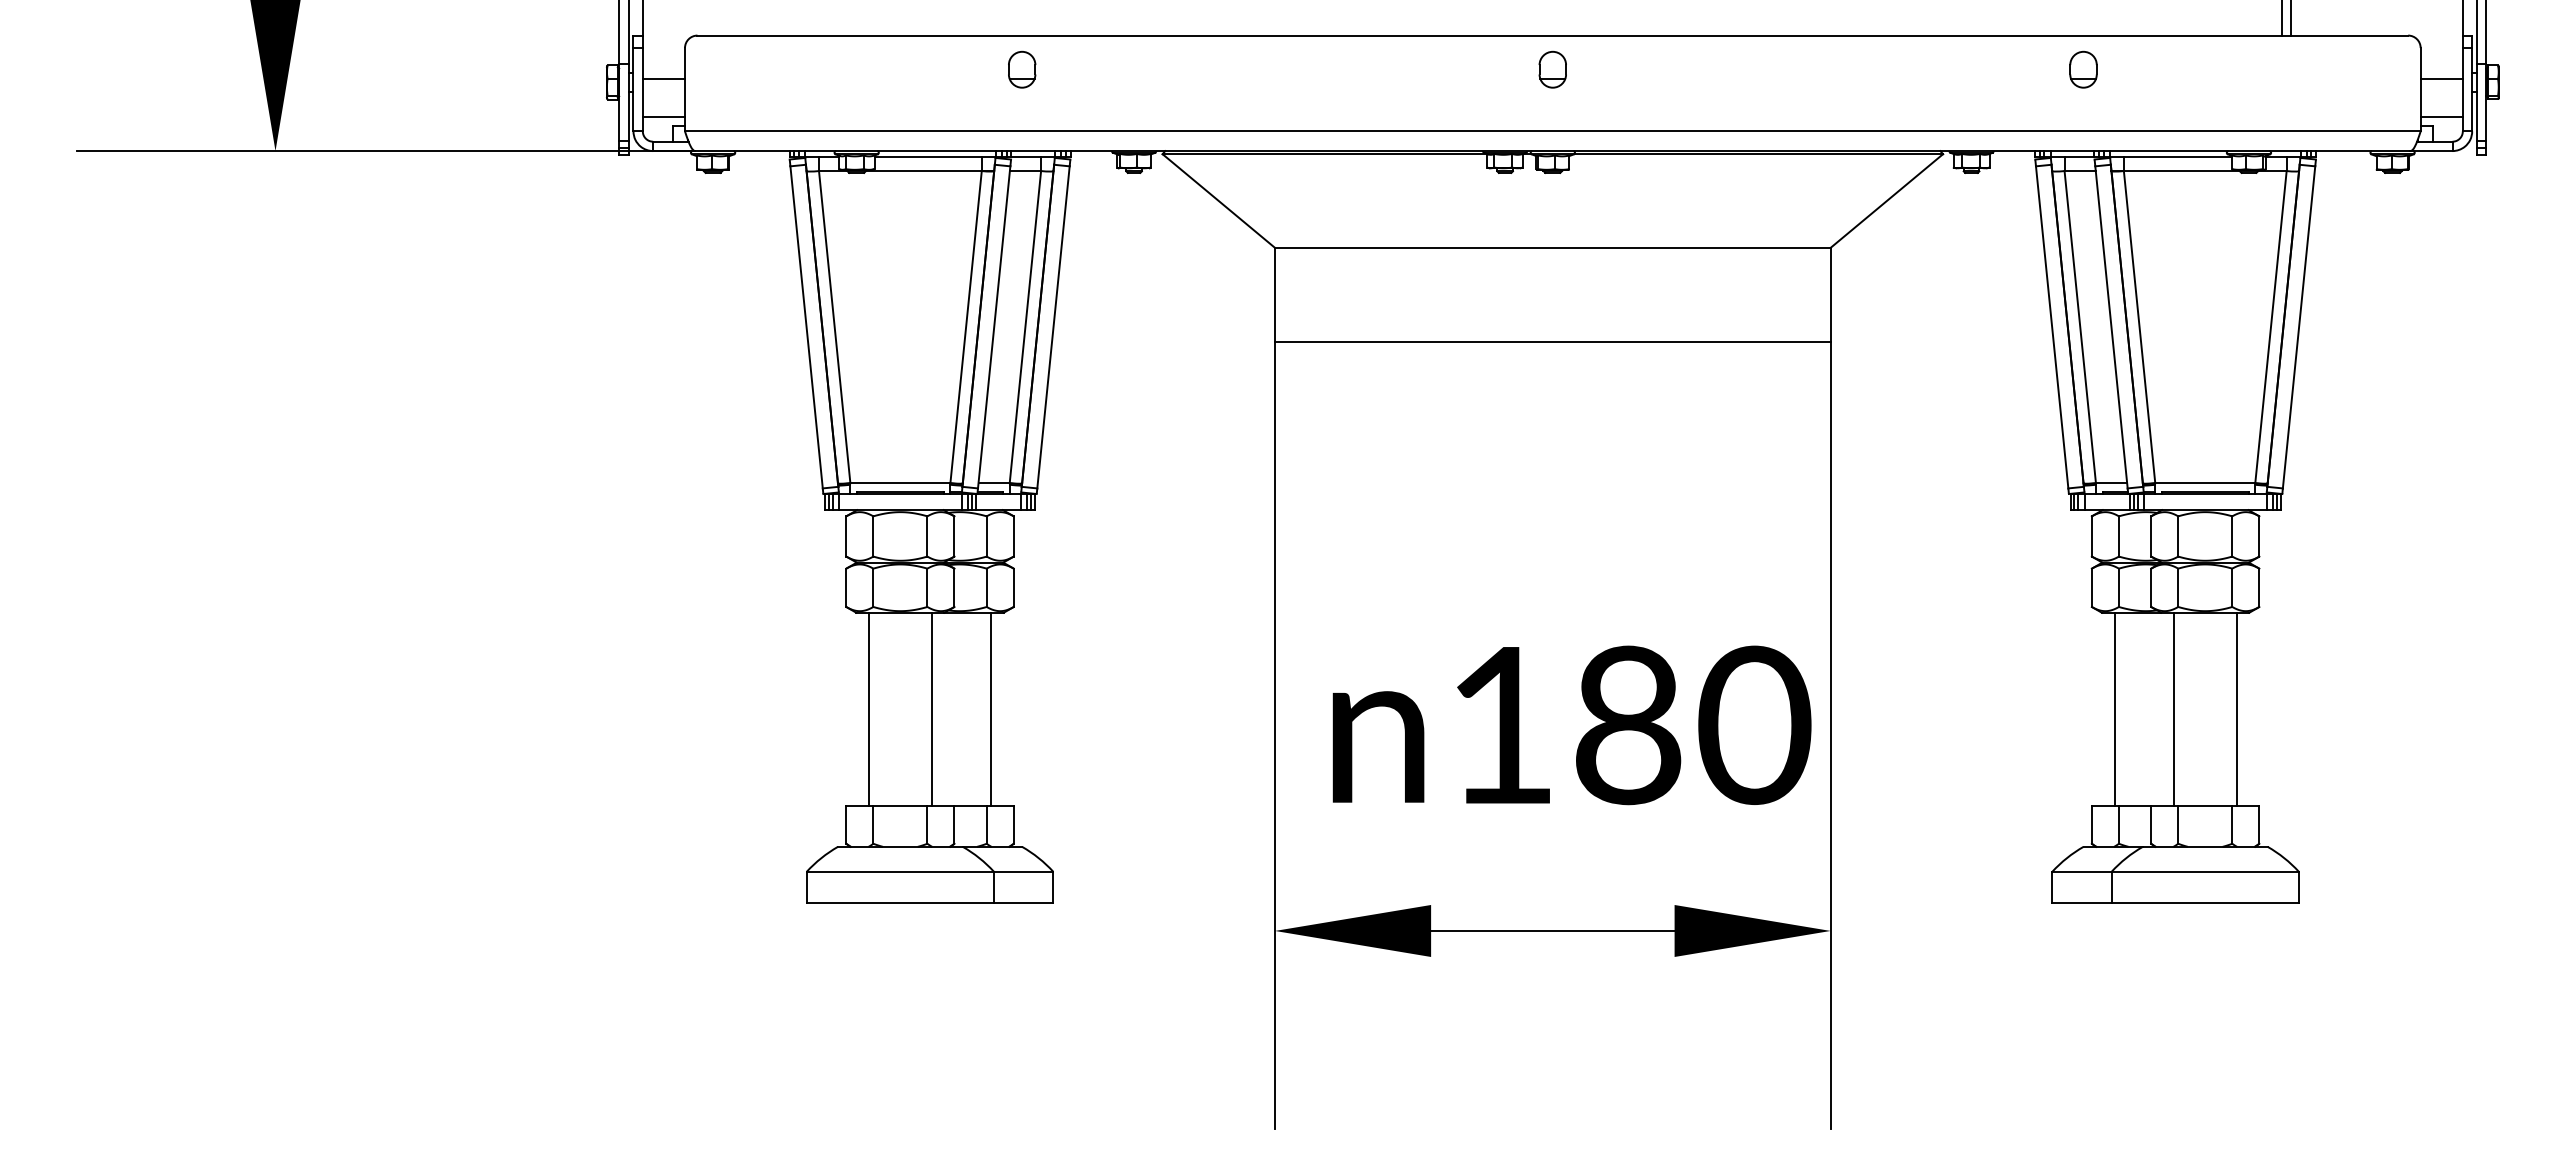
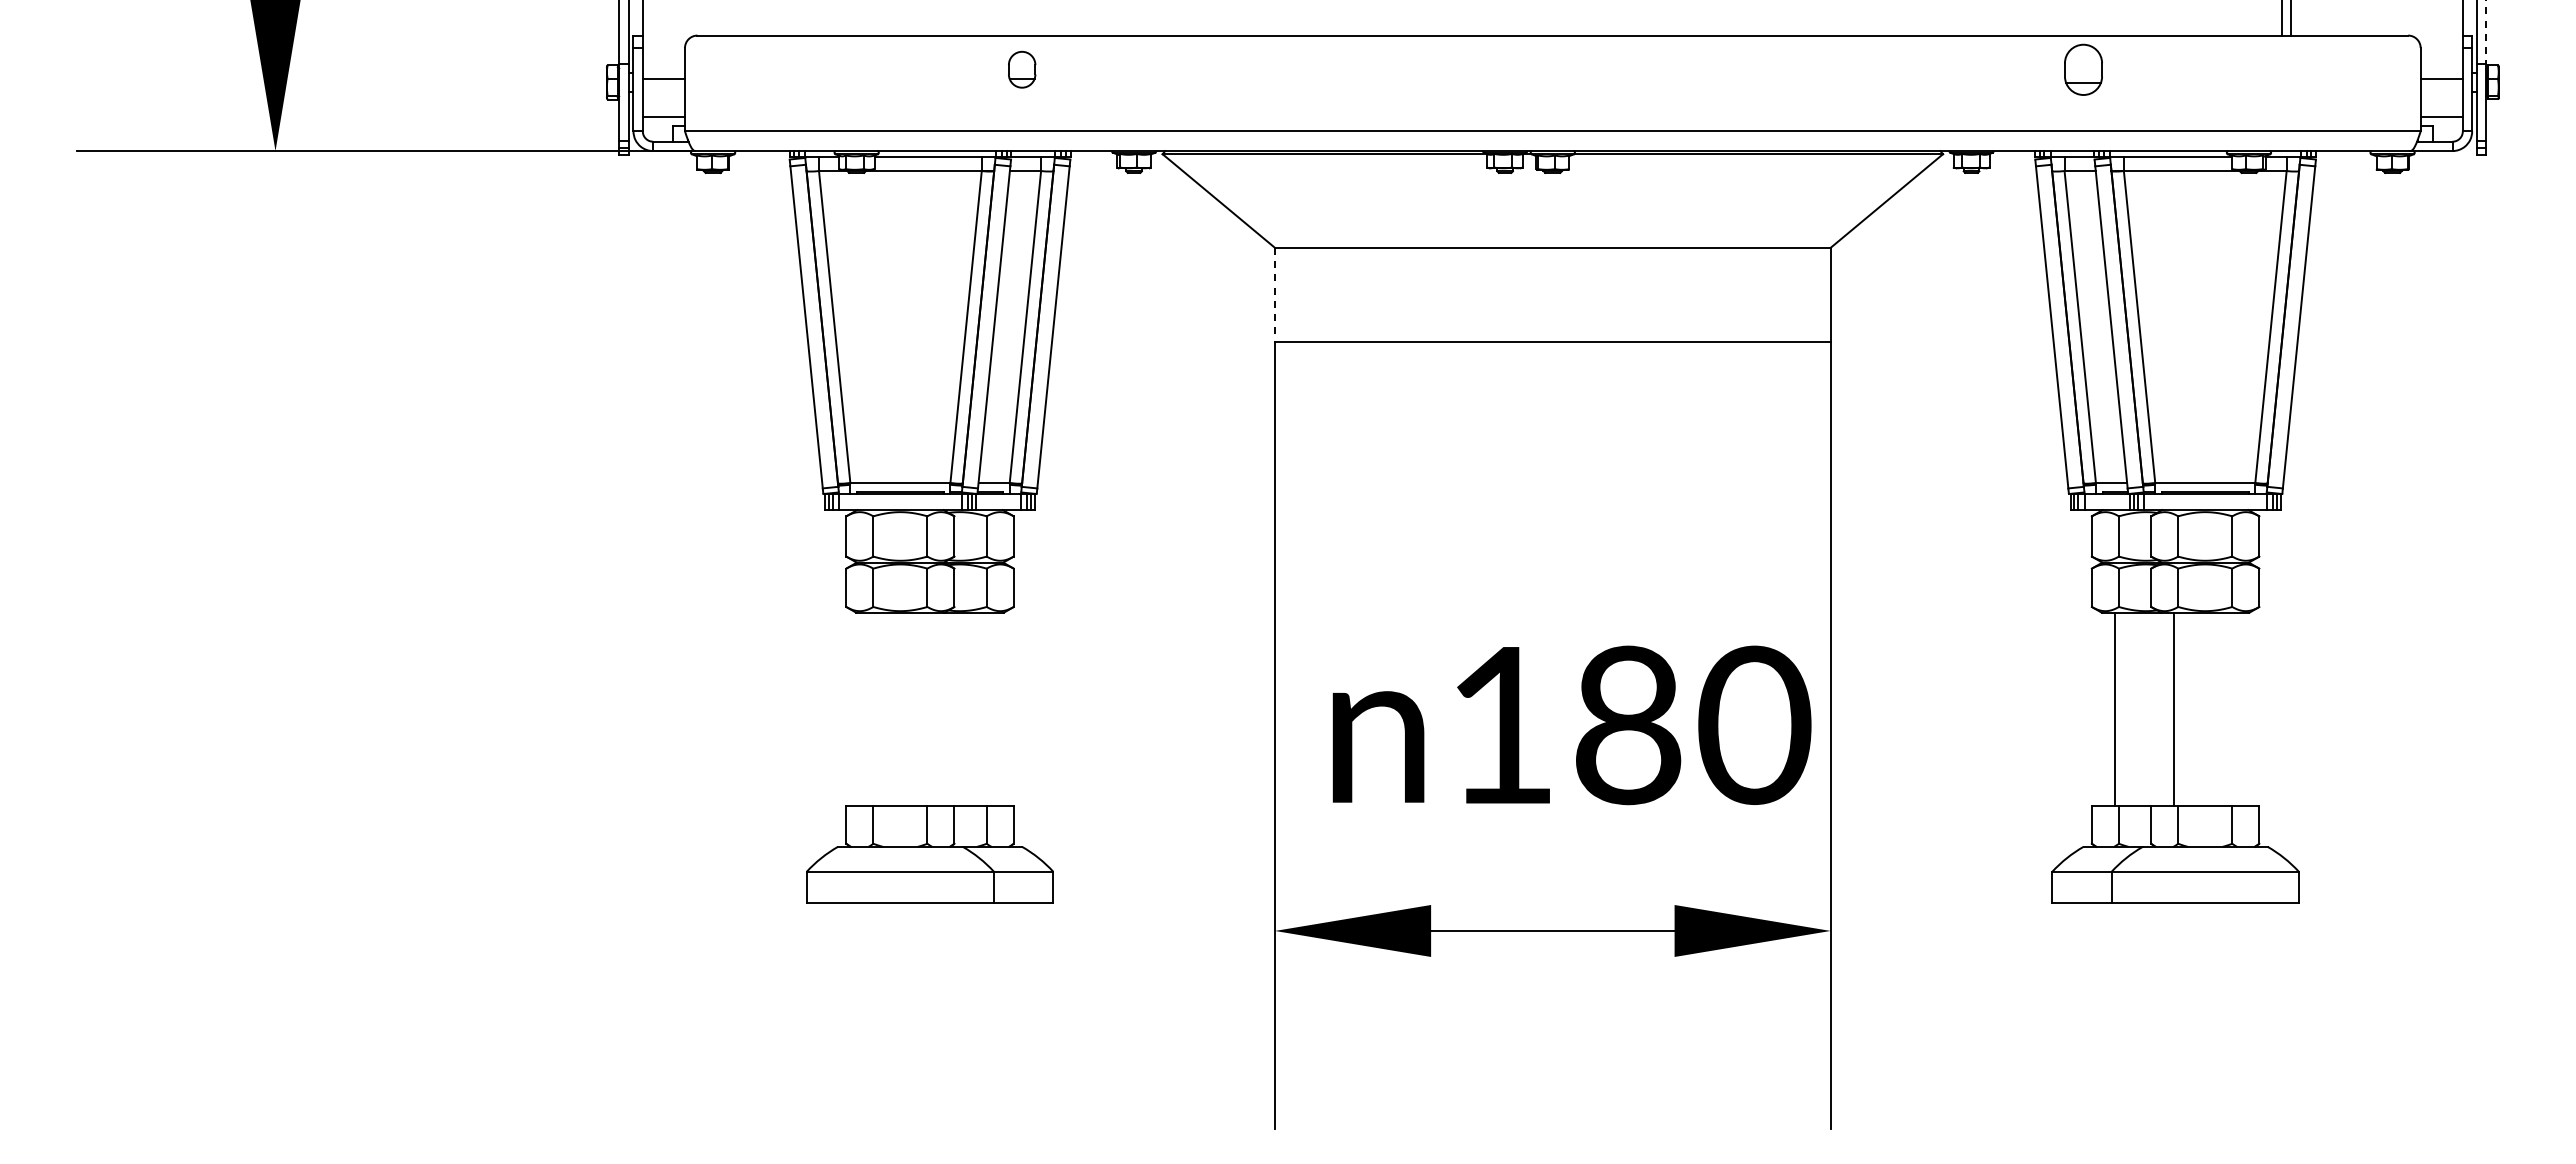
line: solid -> dashed (2486, 32)
part: present -> none (1552, 69)
part size: 29x39 px -> 39x53 px (2083, 69)
line: solid -> dashed (1275, 294)
line: present -> none (869, 709)
line: present -> none (931, 709)
line: present -> none (990, 709)
line: present -> none (2236, 709)
